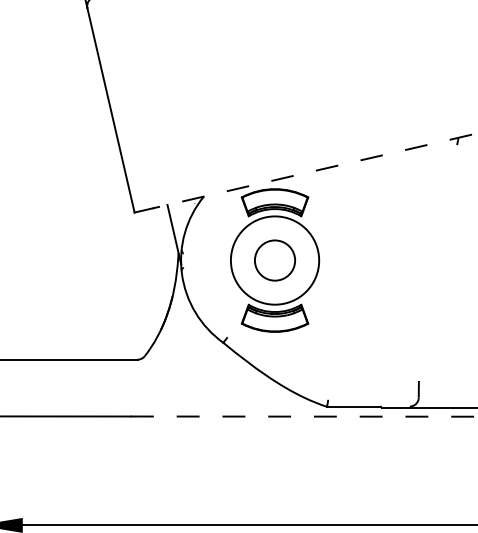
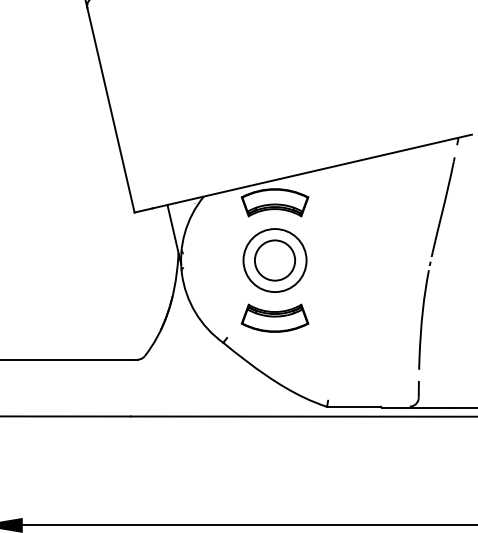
line: dashed -> solid (312, 171)
circle diameter: 88 px -> 63 px (274, 260)
part: none -> present (436, 263)
line: dashed -> solid (304, 416)
